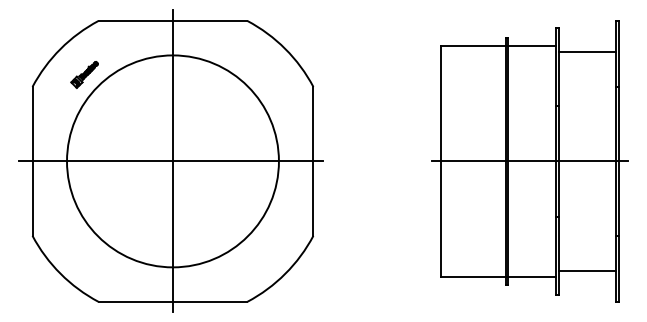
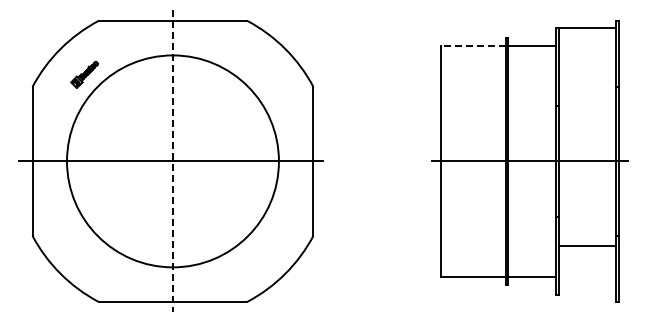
line: solid -> dashed (472, 46)
line position: (586, 52) -> (586, 28) (586, 28)
line: solid -> dashed (172, 161)
line position: (586, 270) -> (586, 245) (586, 245)
